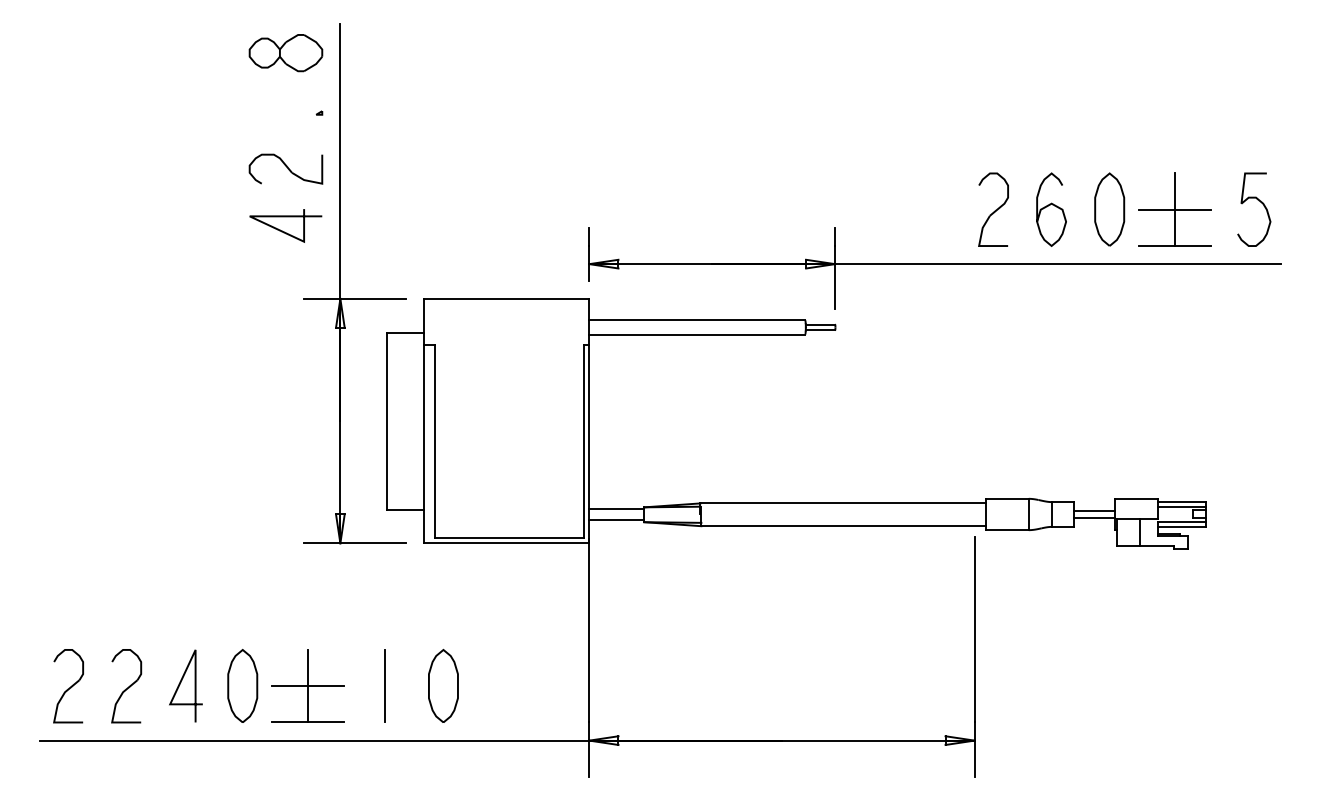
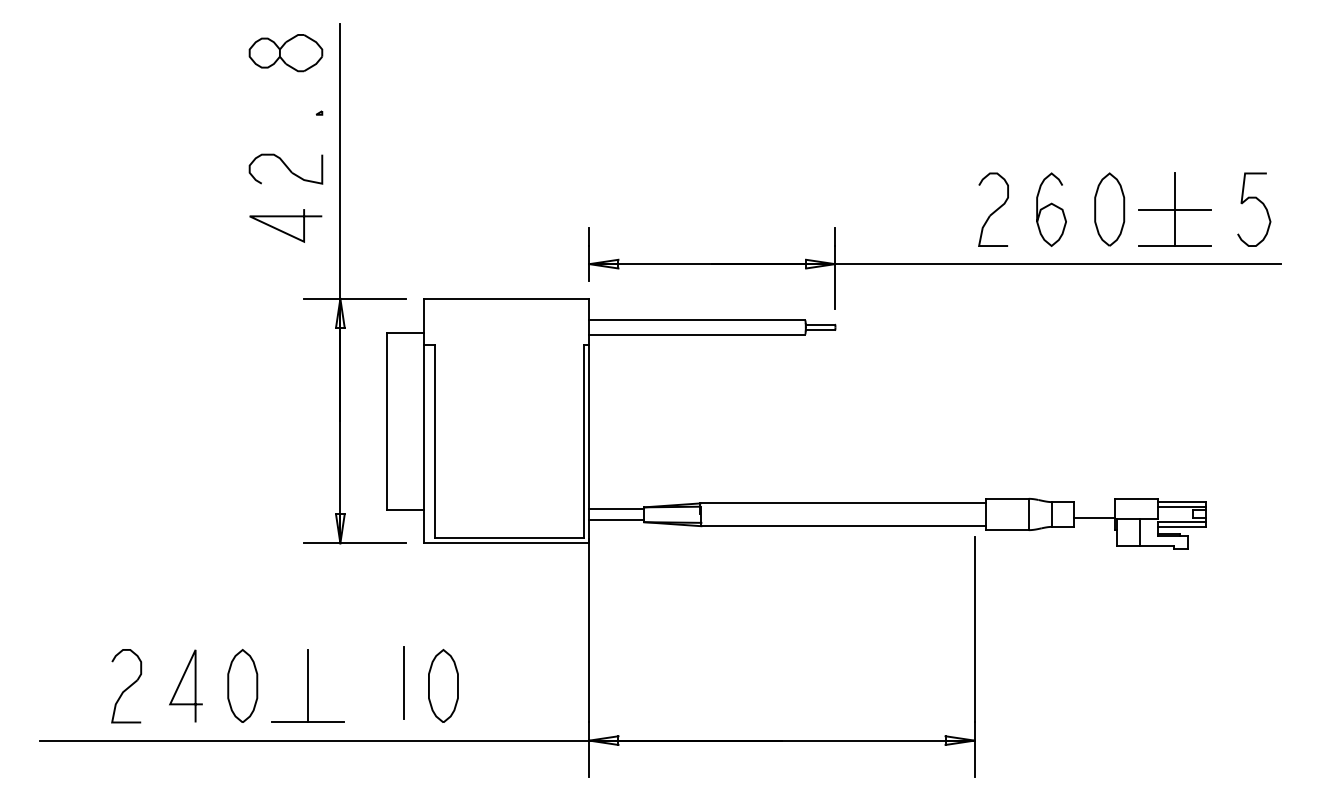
line: present -> none (1094, 510)
line position: (384, 685) -> (403, 682) (403, 682)
part: present -> none (68, 686)
line: present -> none (307, 686)
